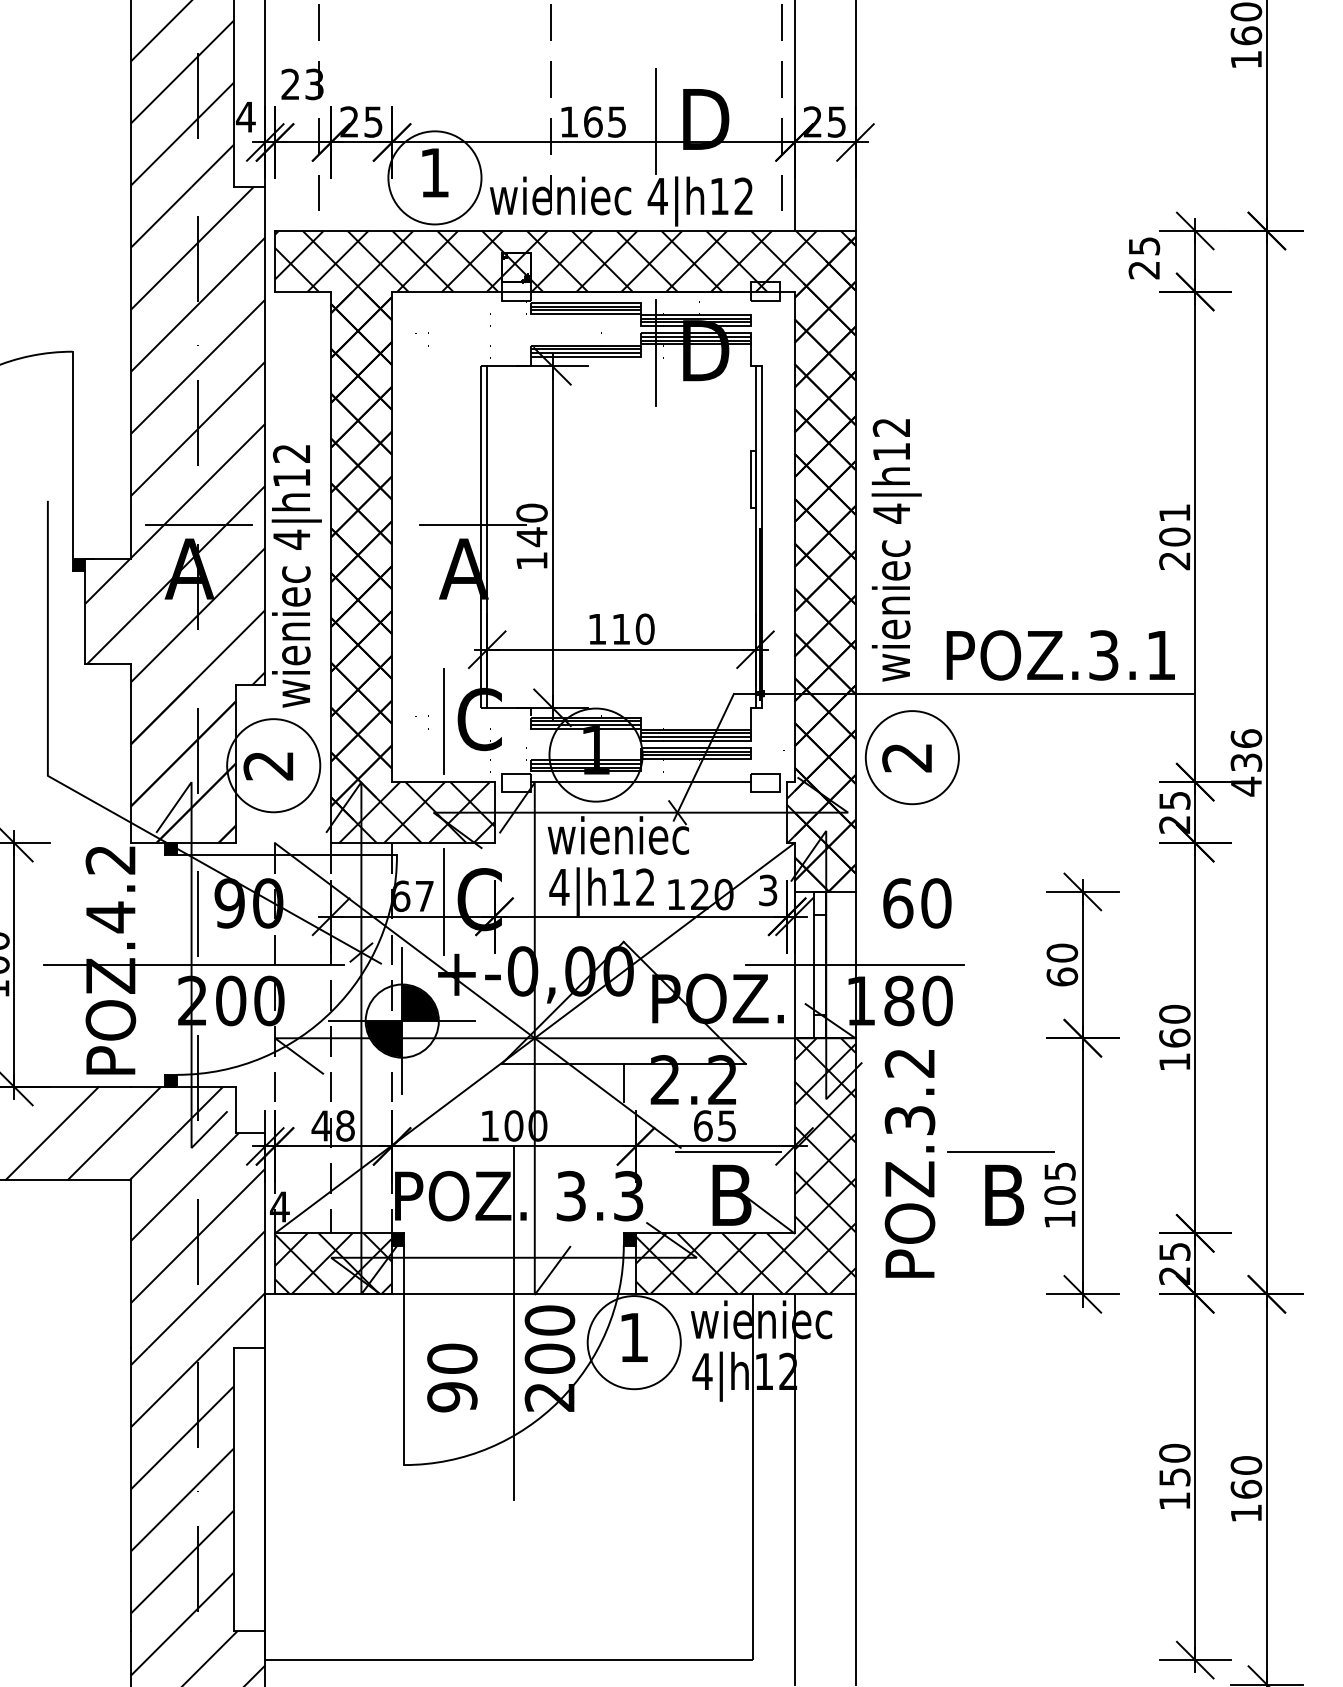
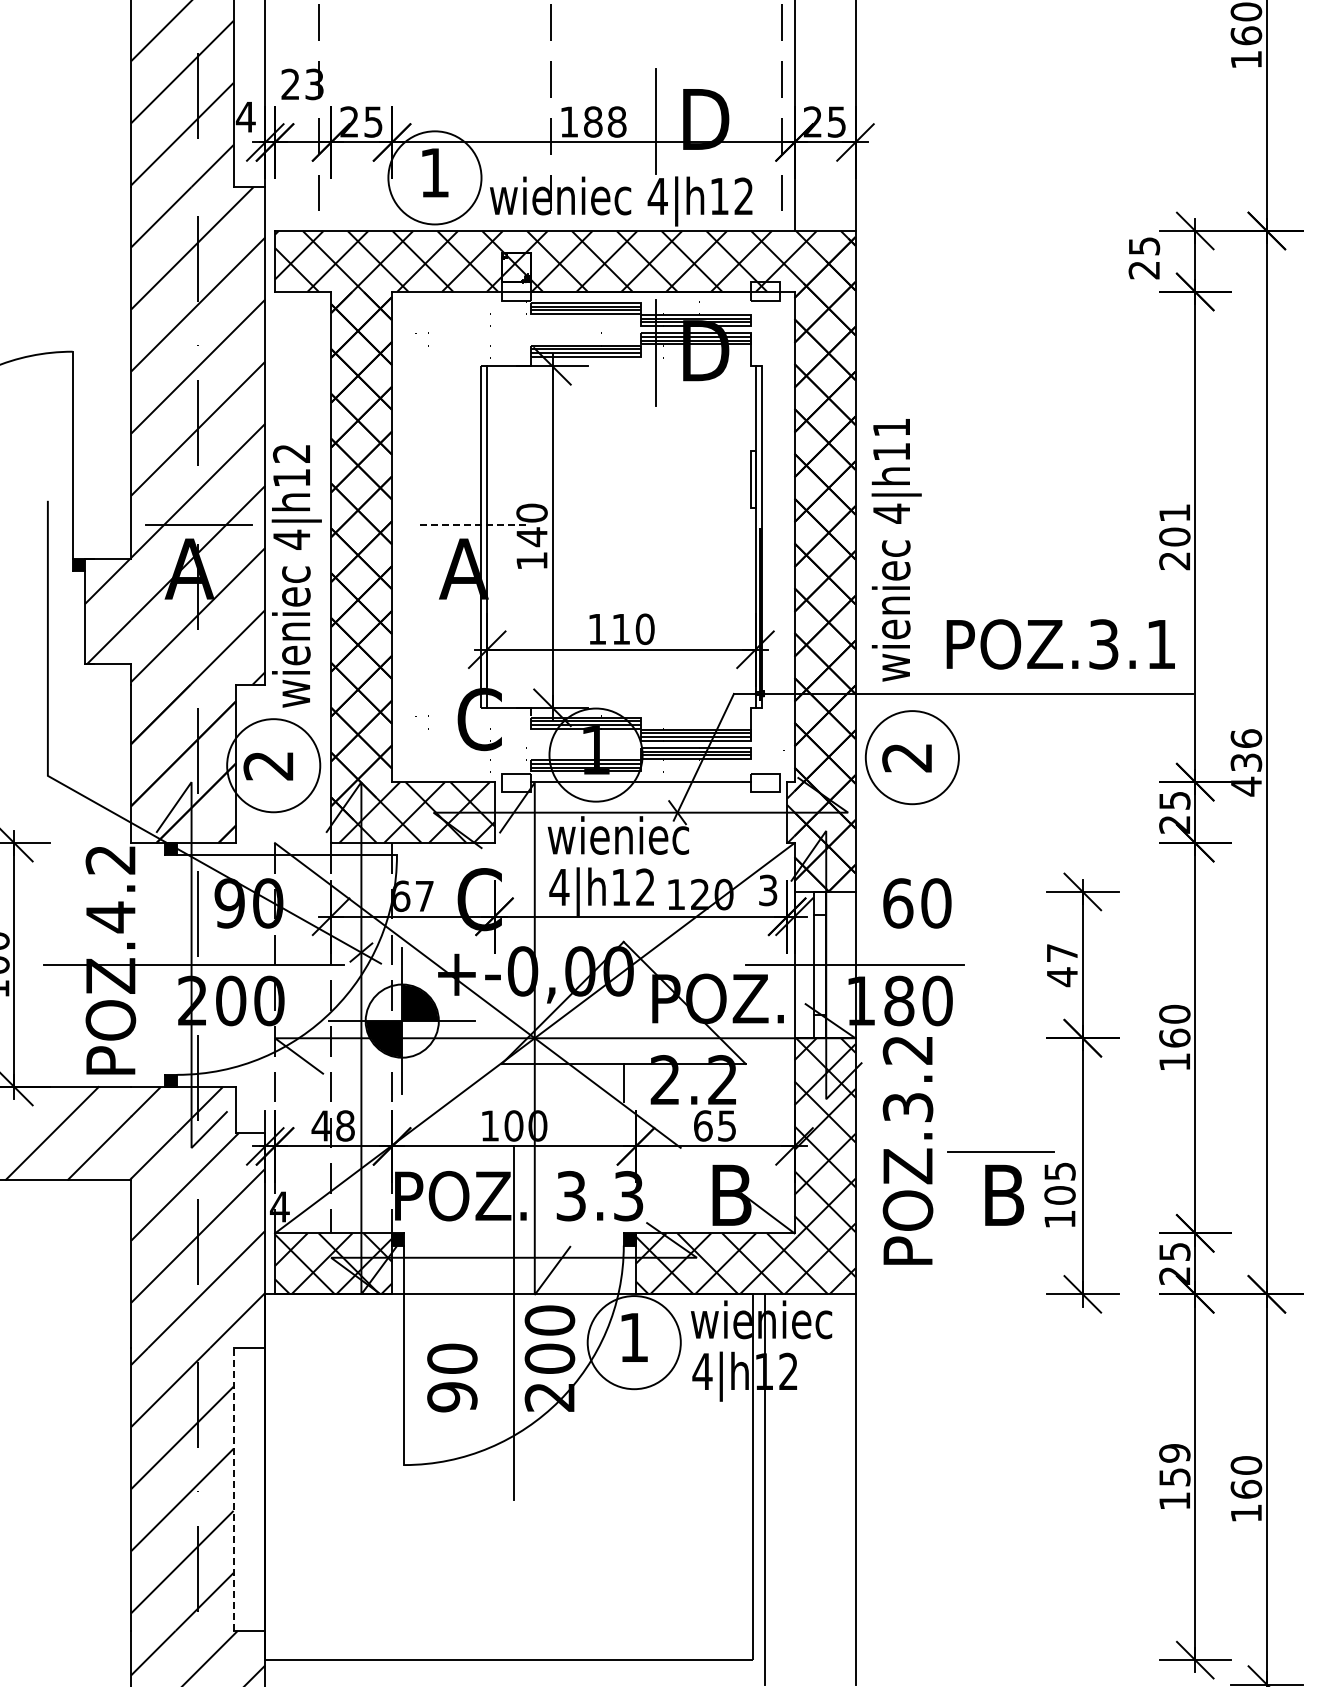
text: 165 -> 188 (605, 121)
text: 4|h12 -> 4|h11 (890, 427)
line: solid -> dashed (472, 525)
text position: (1060, 655) -> (1060, 644) (1060, 644)
line: present -> none (443, 721)
line: present -> none (443, 901)
text: 60 -> 47 (1062, 965)
line: present -> none (728, 1152)
text position: (909, 1163) -> (907, 1150) (907, 1150)
text: 150 -> 159 (1174, 1452)
line: solid -> dashed (233, 1488)
line position: (794, 1488) -> (764, 1488) (764, 1488)
